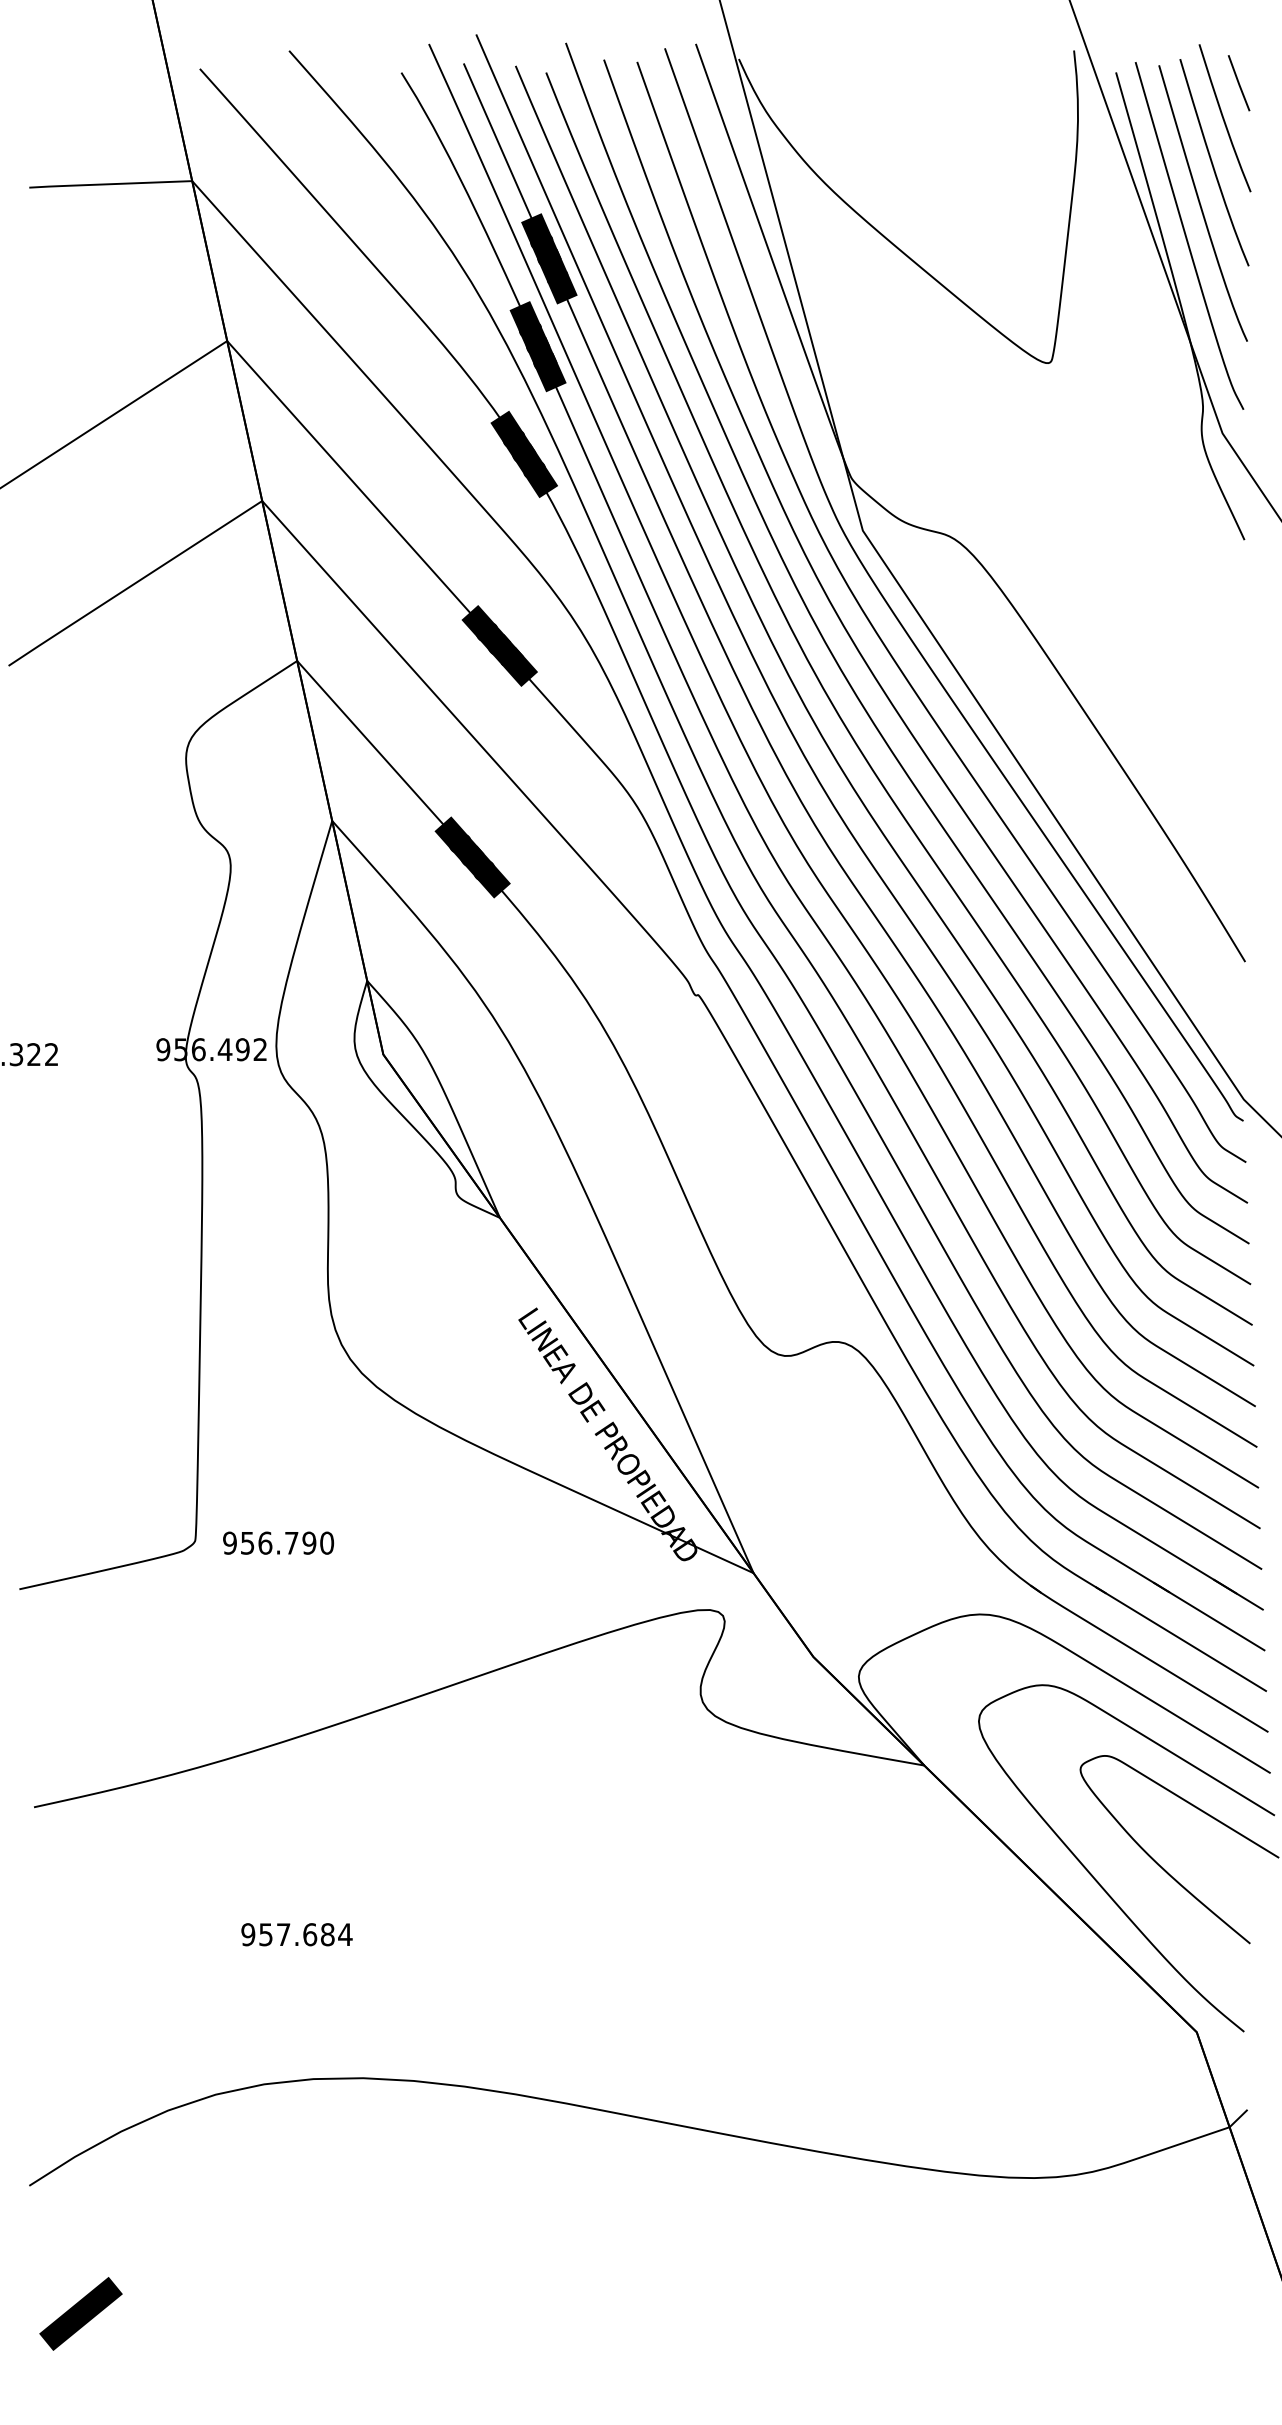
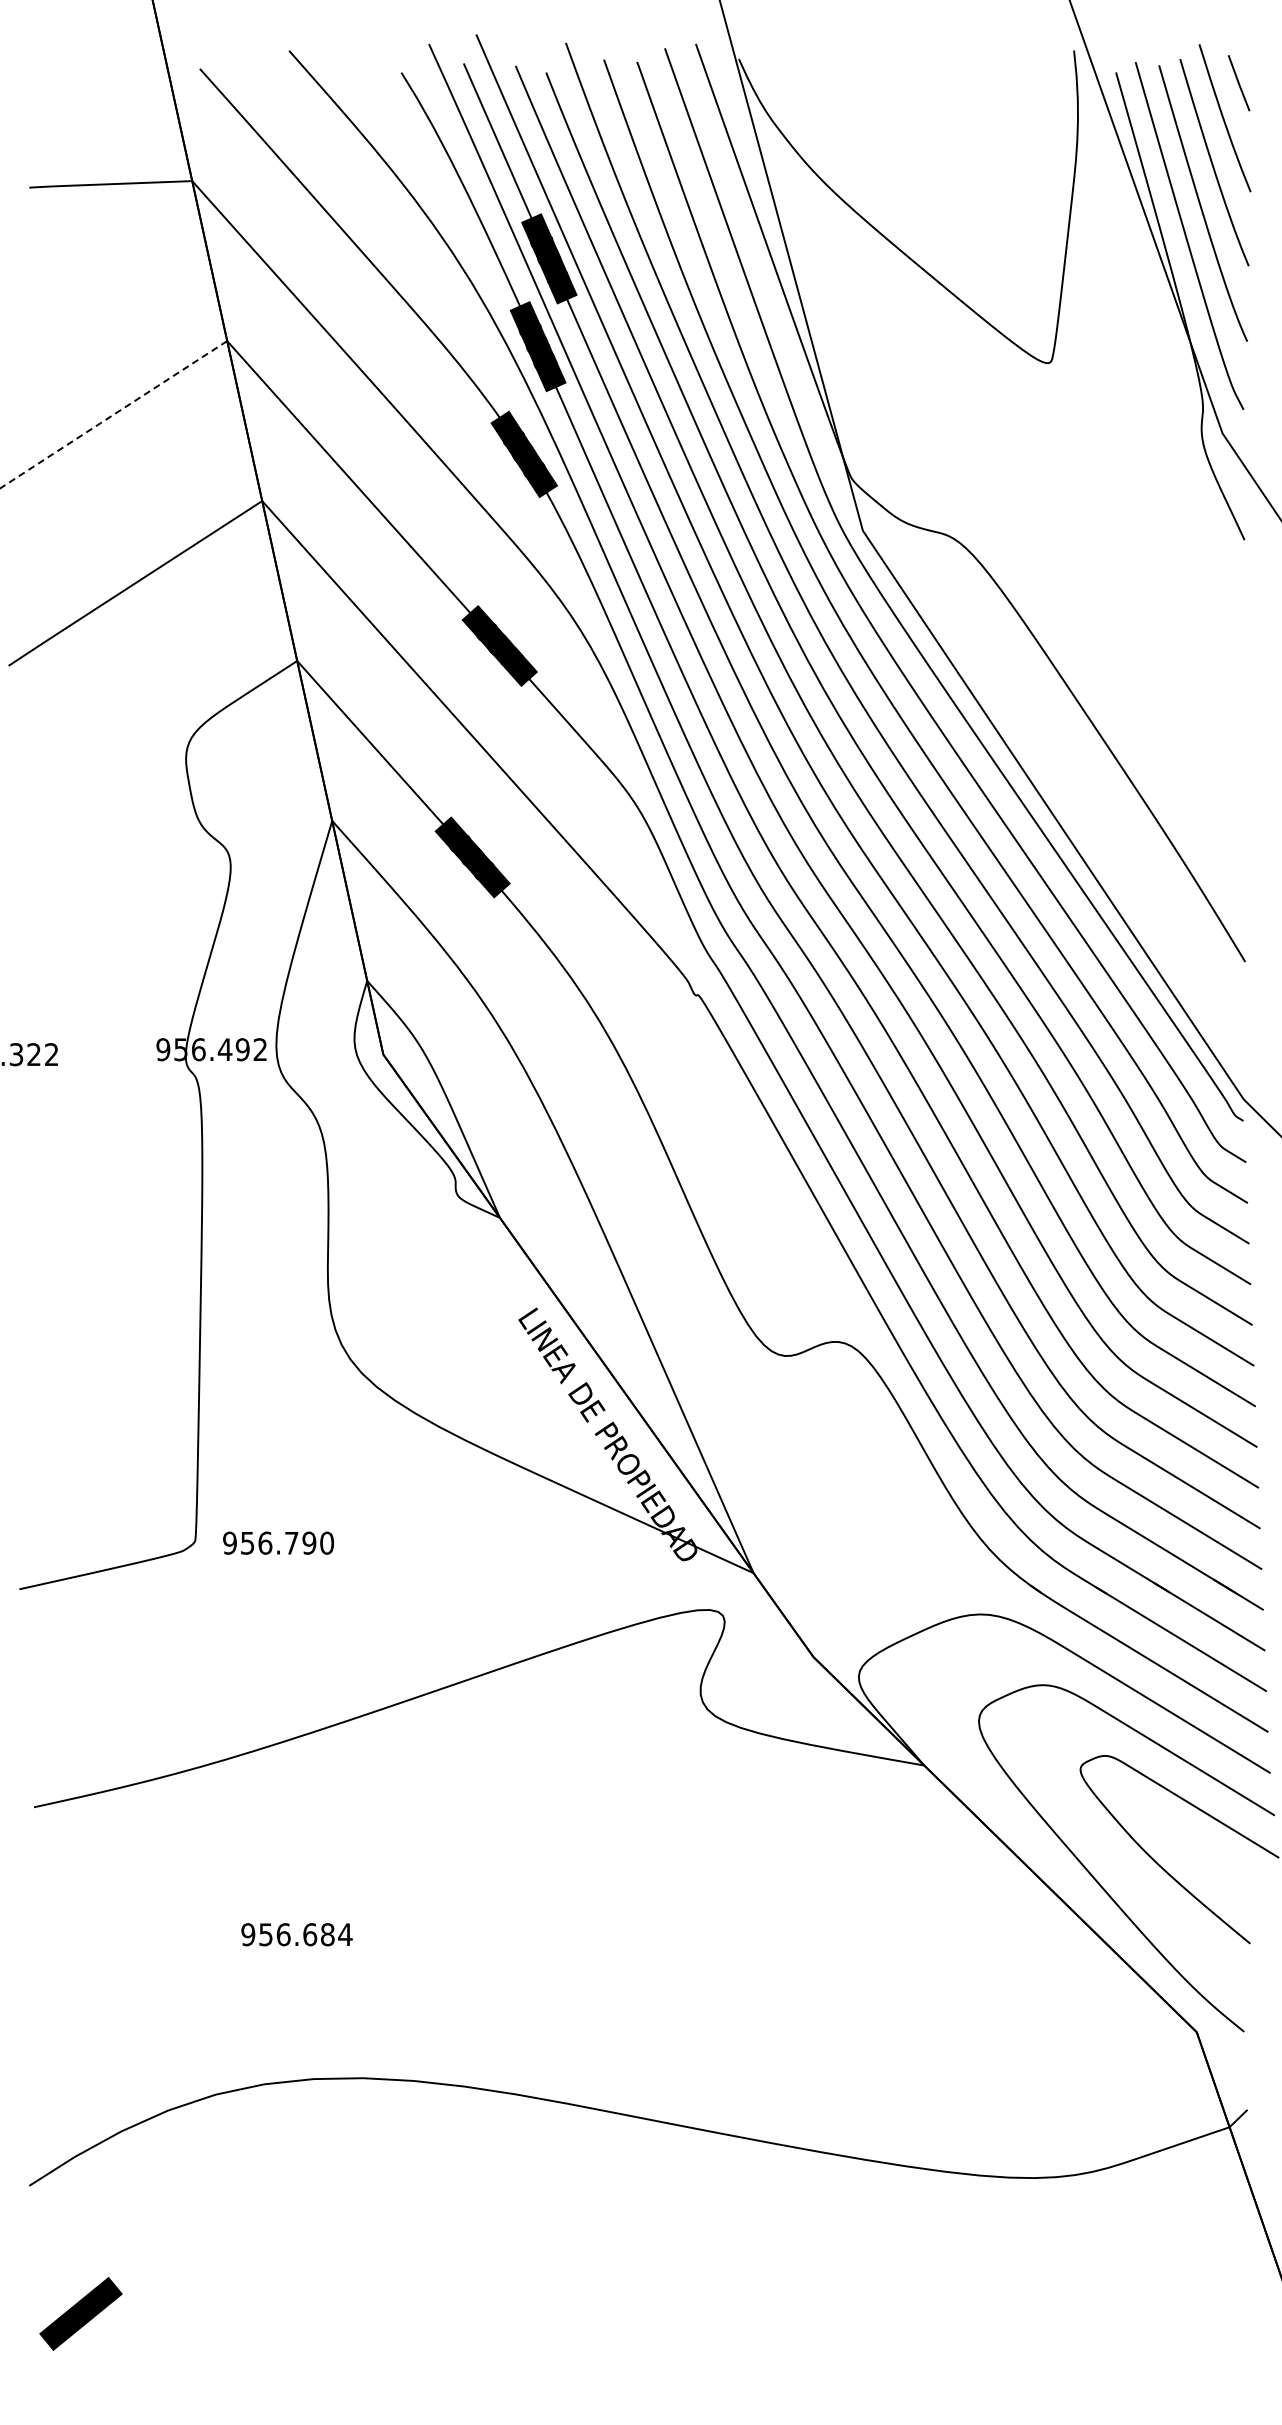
line: solid -> dashed (112, 415)
text: 957.684 -> 956.684 (283, 1934)
